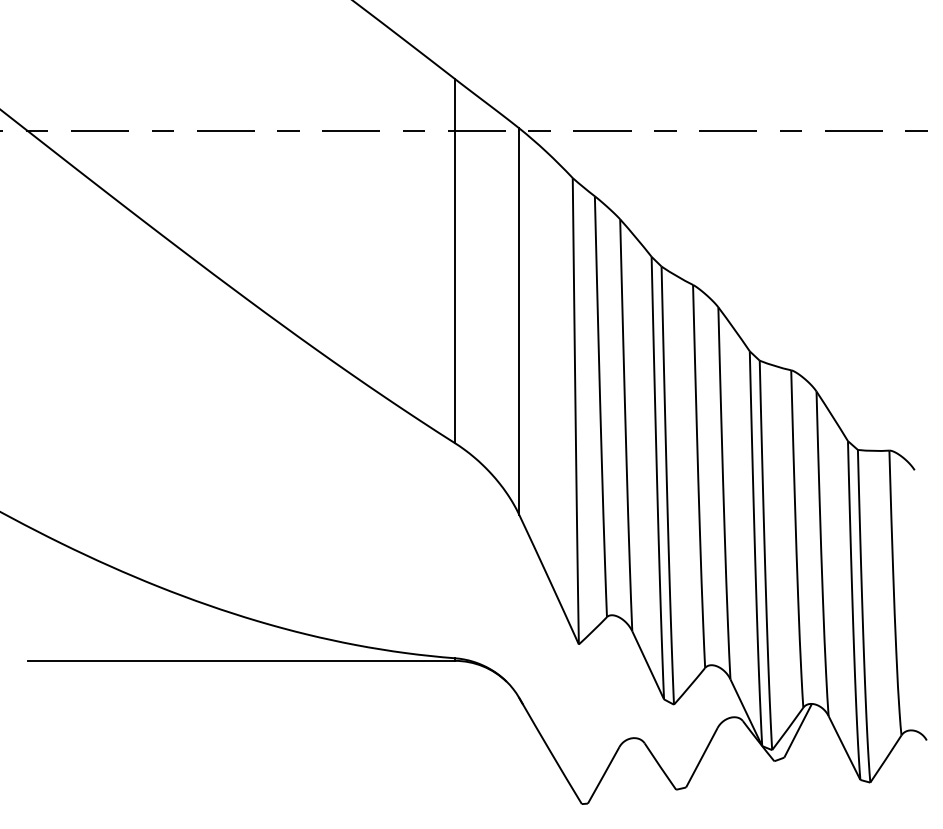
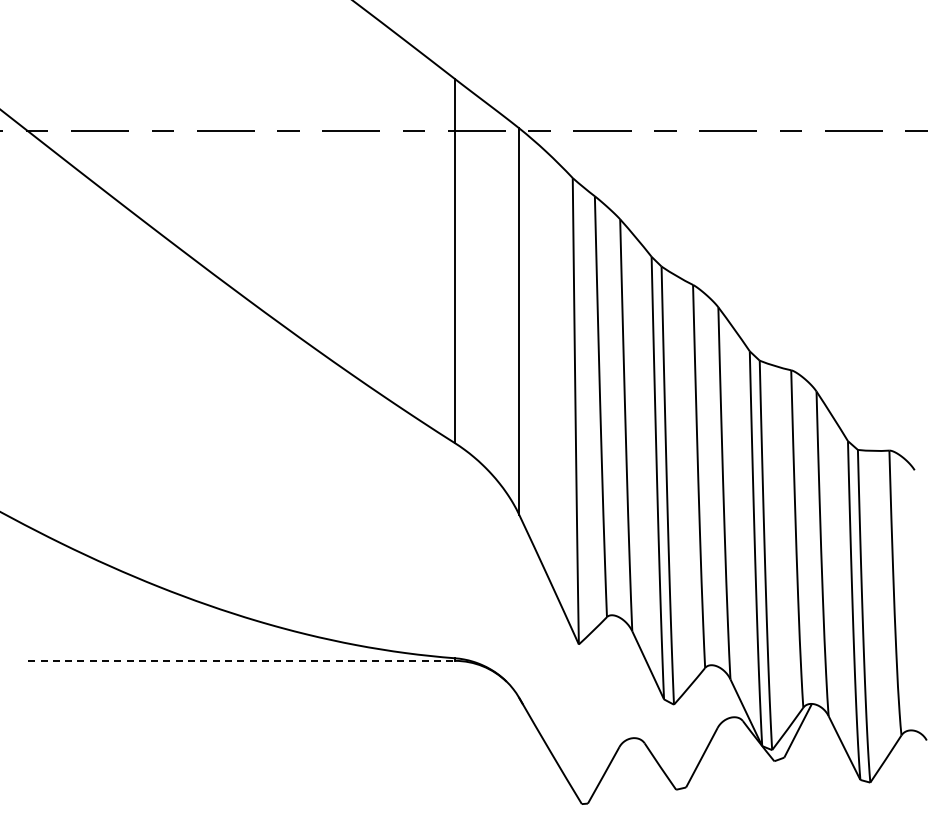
line: solid -> dashed (242, 660)
